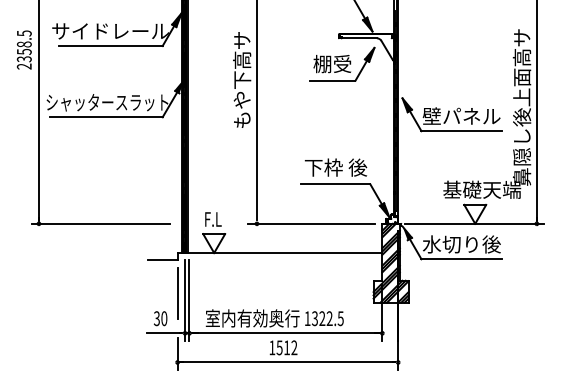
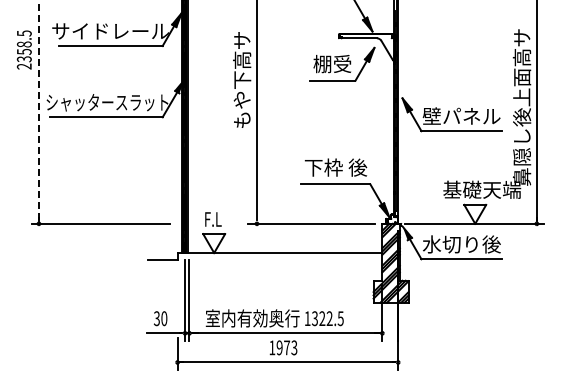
line: solid -> dashed (38, 110)
line: present -> none (177, 292)
text: 1512 -> 1973 (286, 347)
